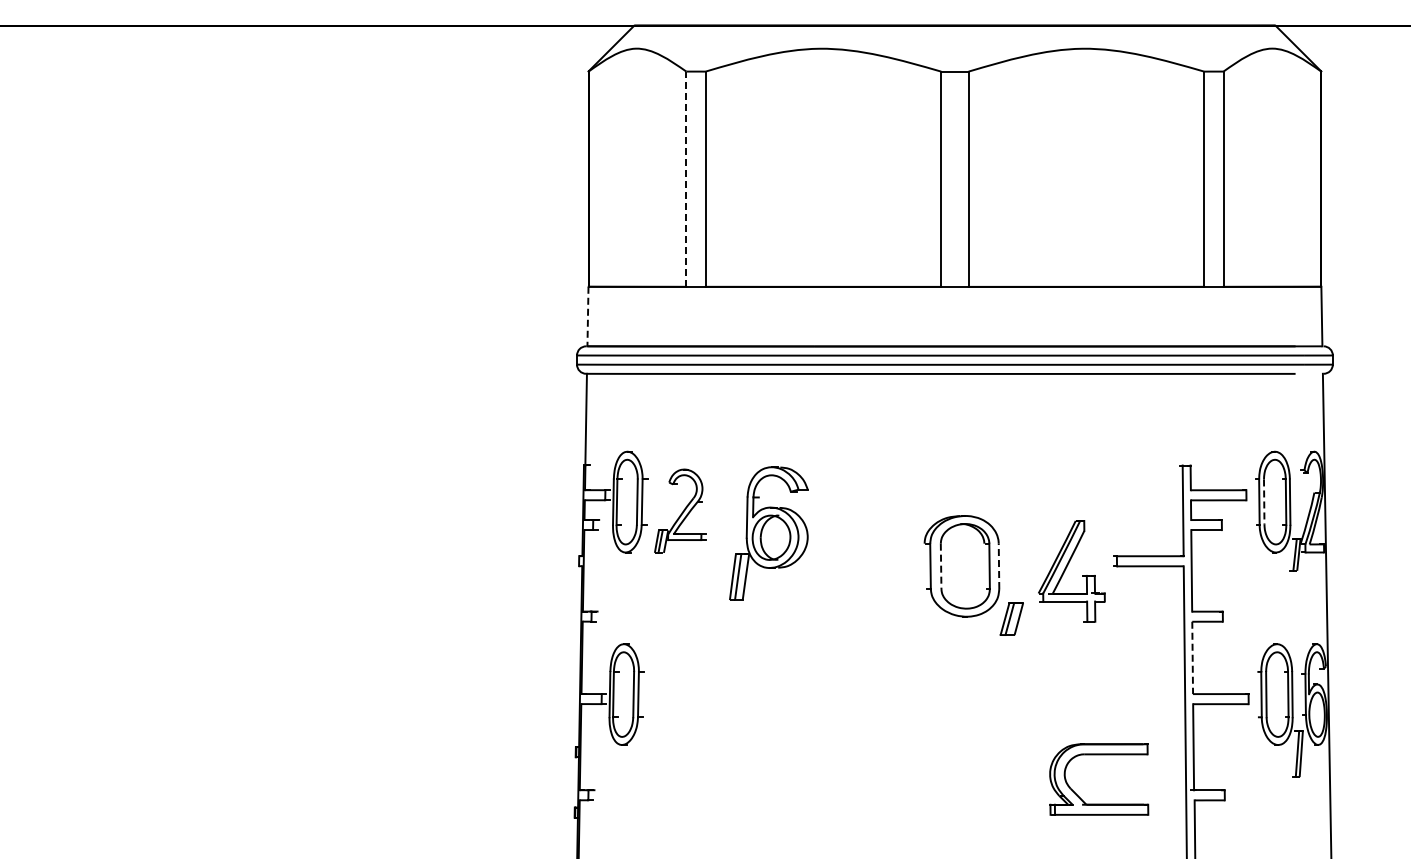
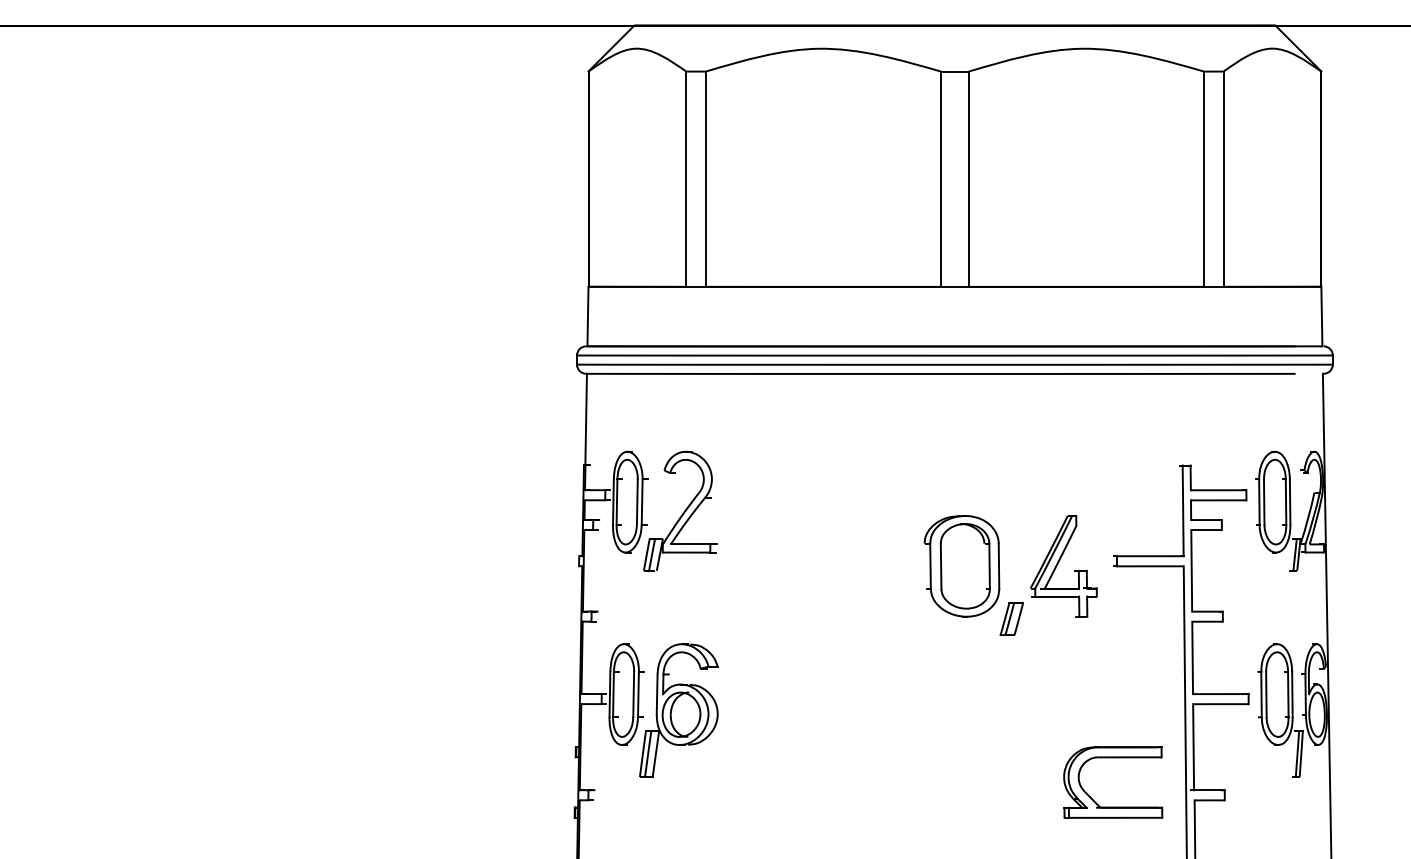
line: dashed -> solid (686, 179)
line: dashed -> solid (587, 316)
line: dashed -> solid (1264, 502)
part size: 53x86 px -> 75x122 px (680, 510)
part position: (768, 533) -> (678, 710) (678, 710)
line: dashed -> solid (941, 566)
line: dashed -> solid (999, 566)
part position: (1071, 571) -> (1063, 566) (1063, 566)
line: dashed -> solid (1192, 658)
part position: (1099, 755) -> (1113, 758) (1113, 758)
